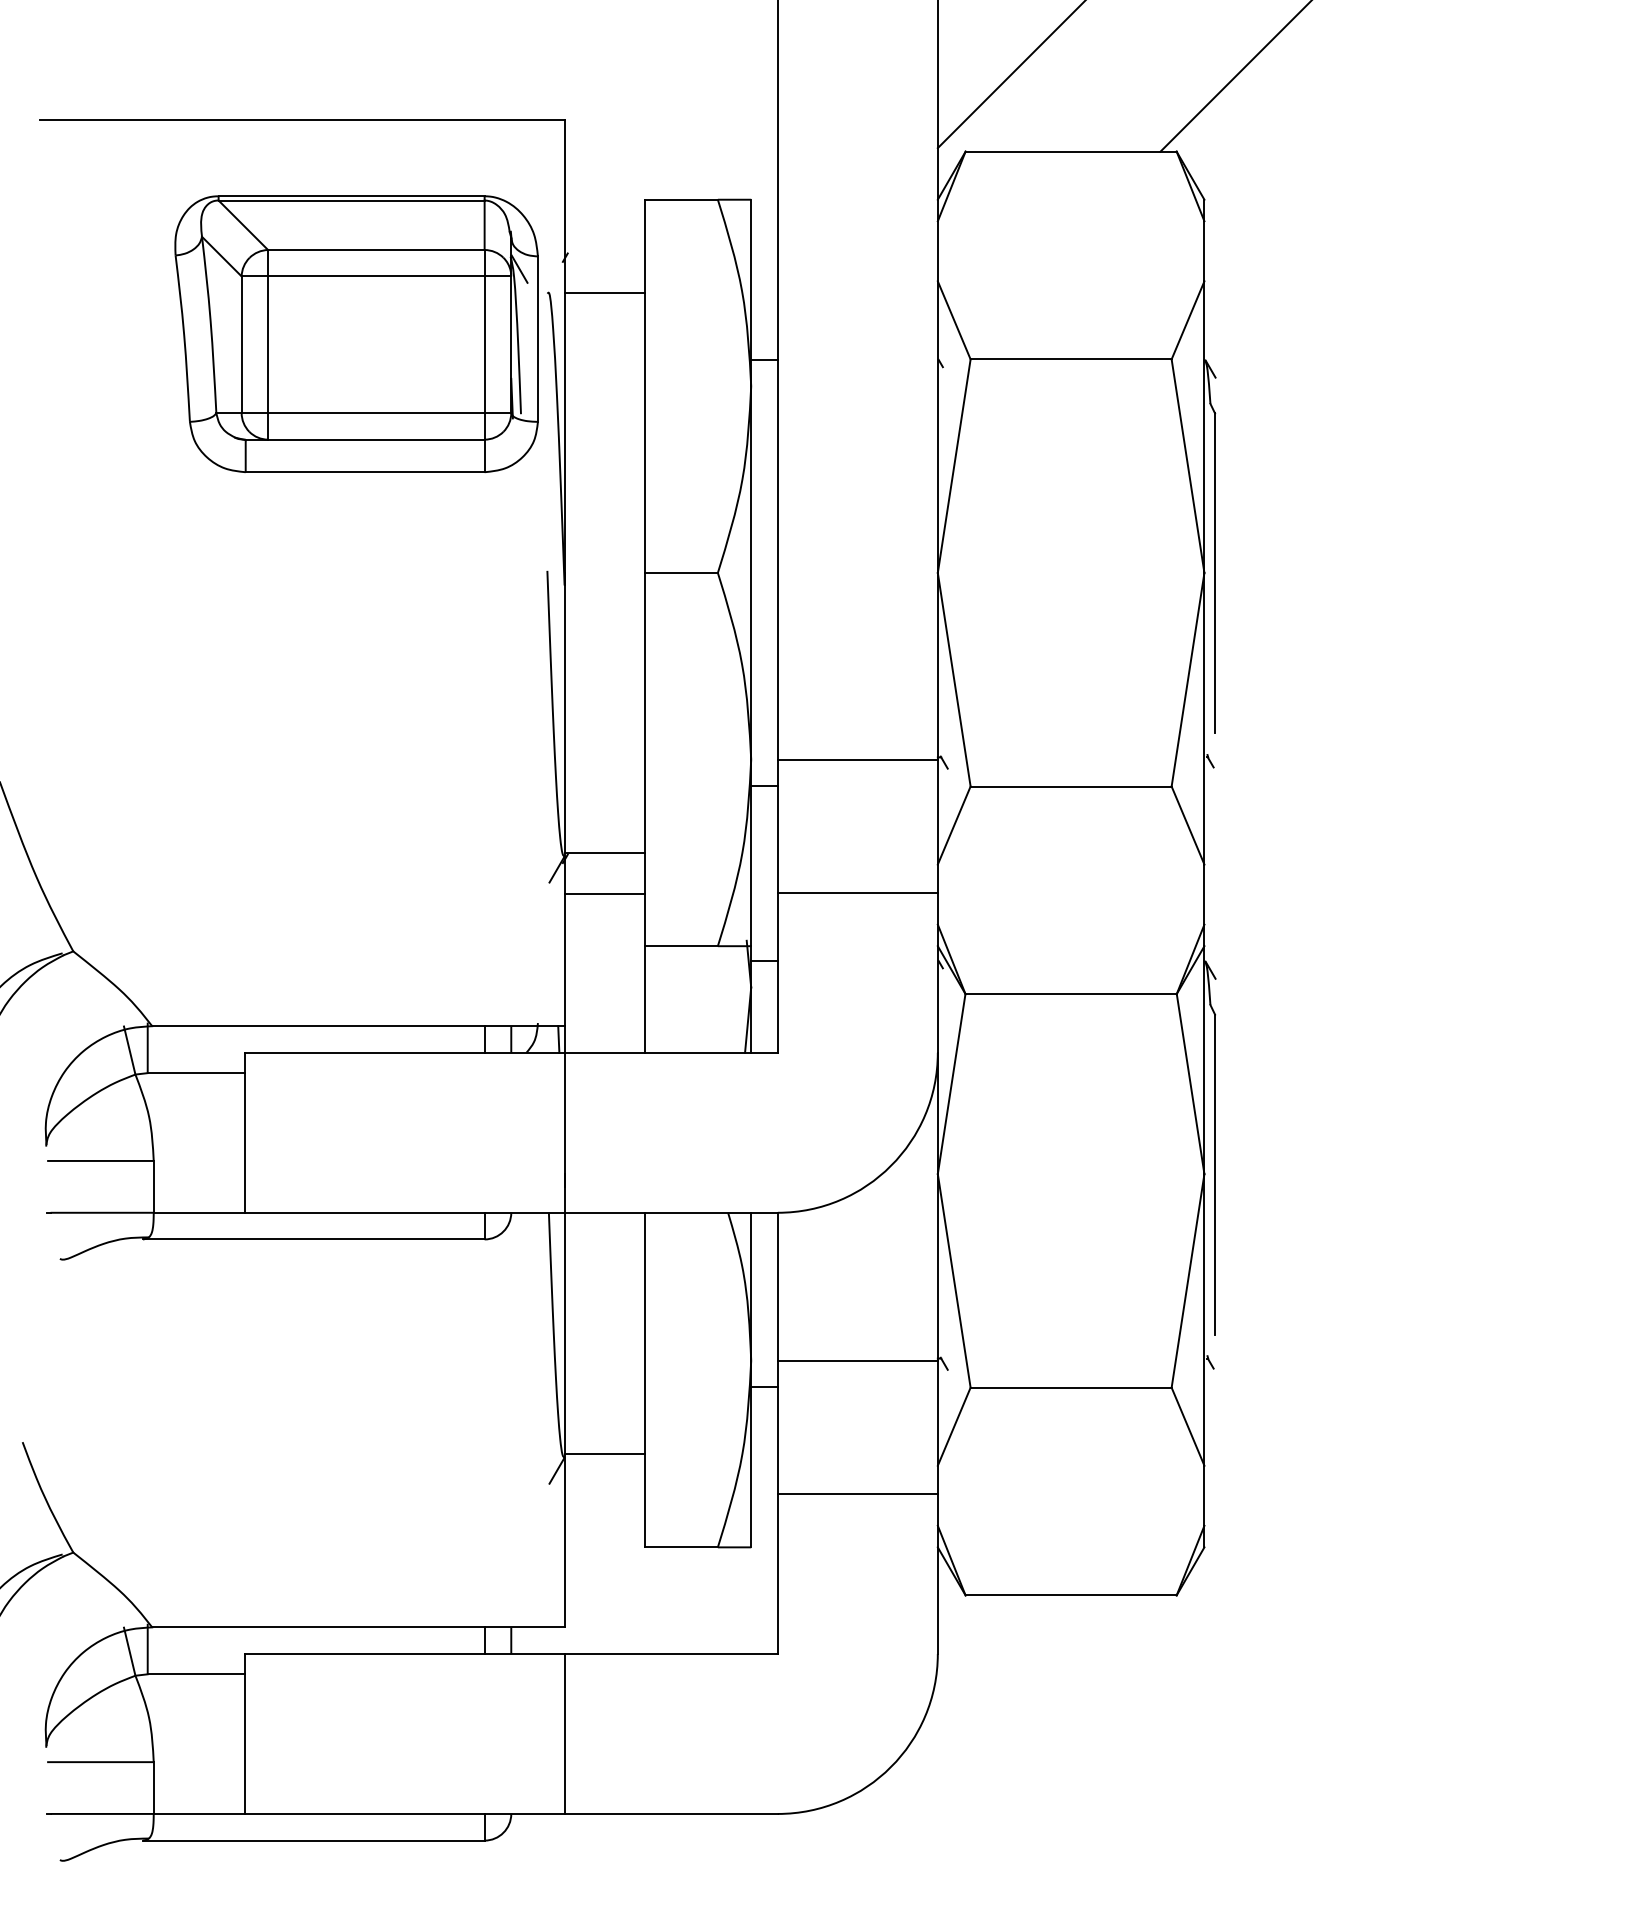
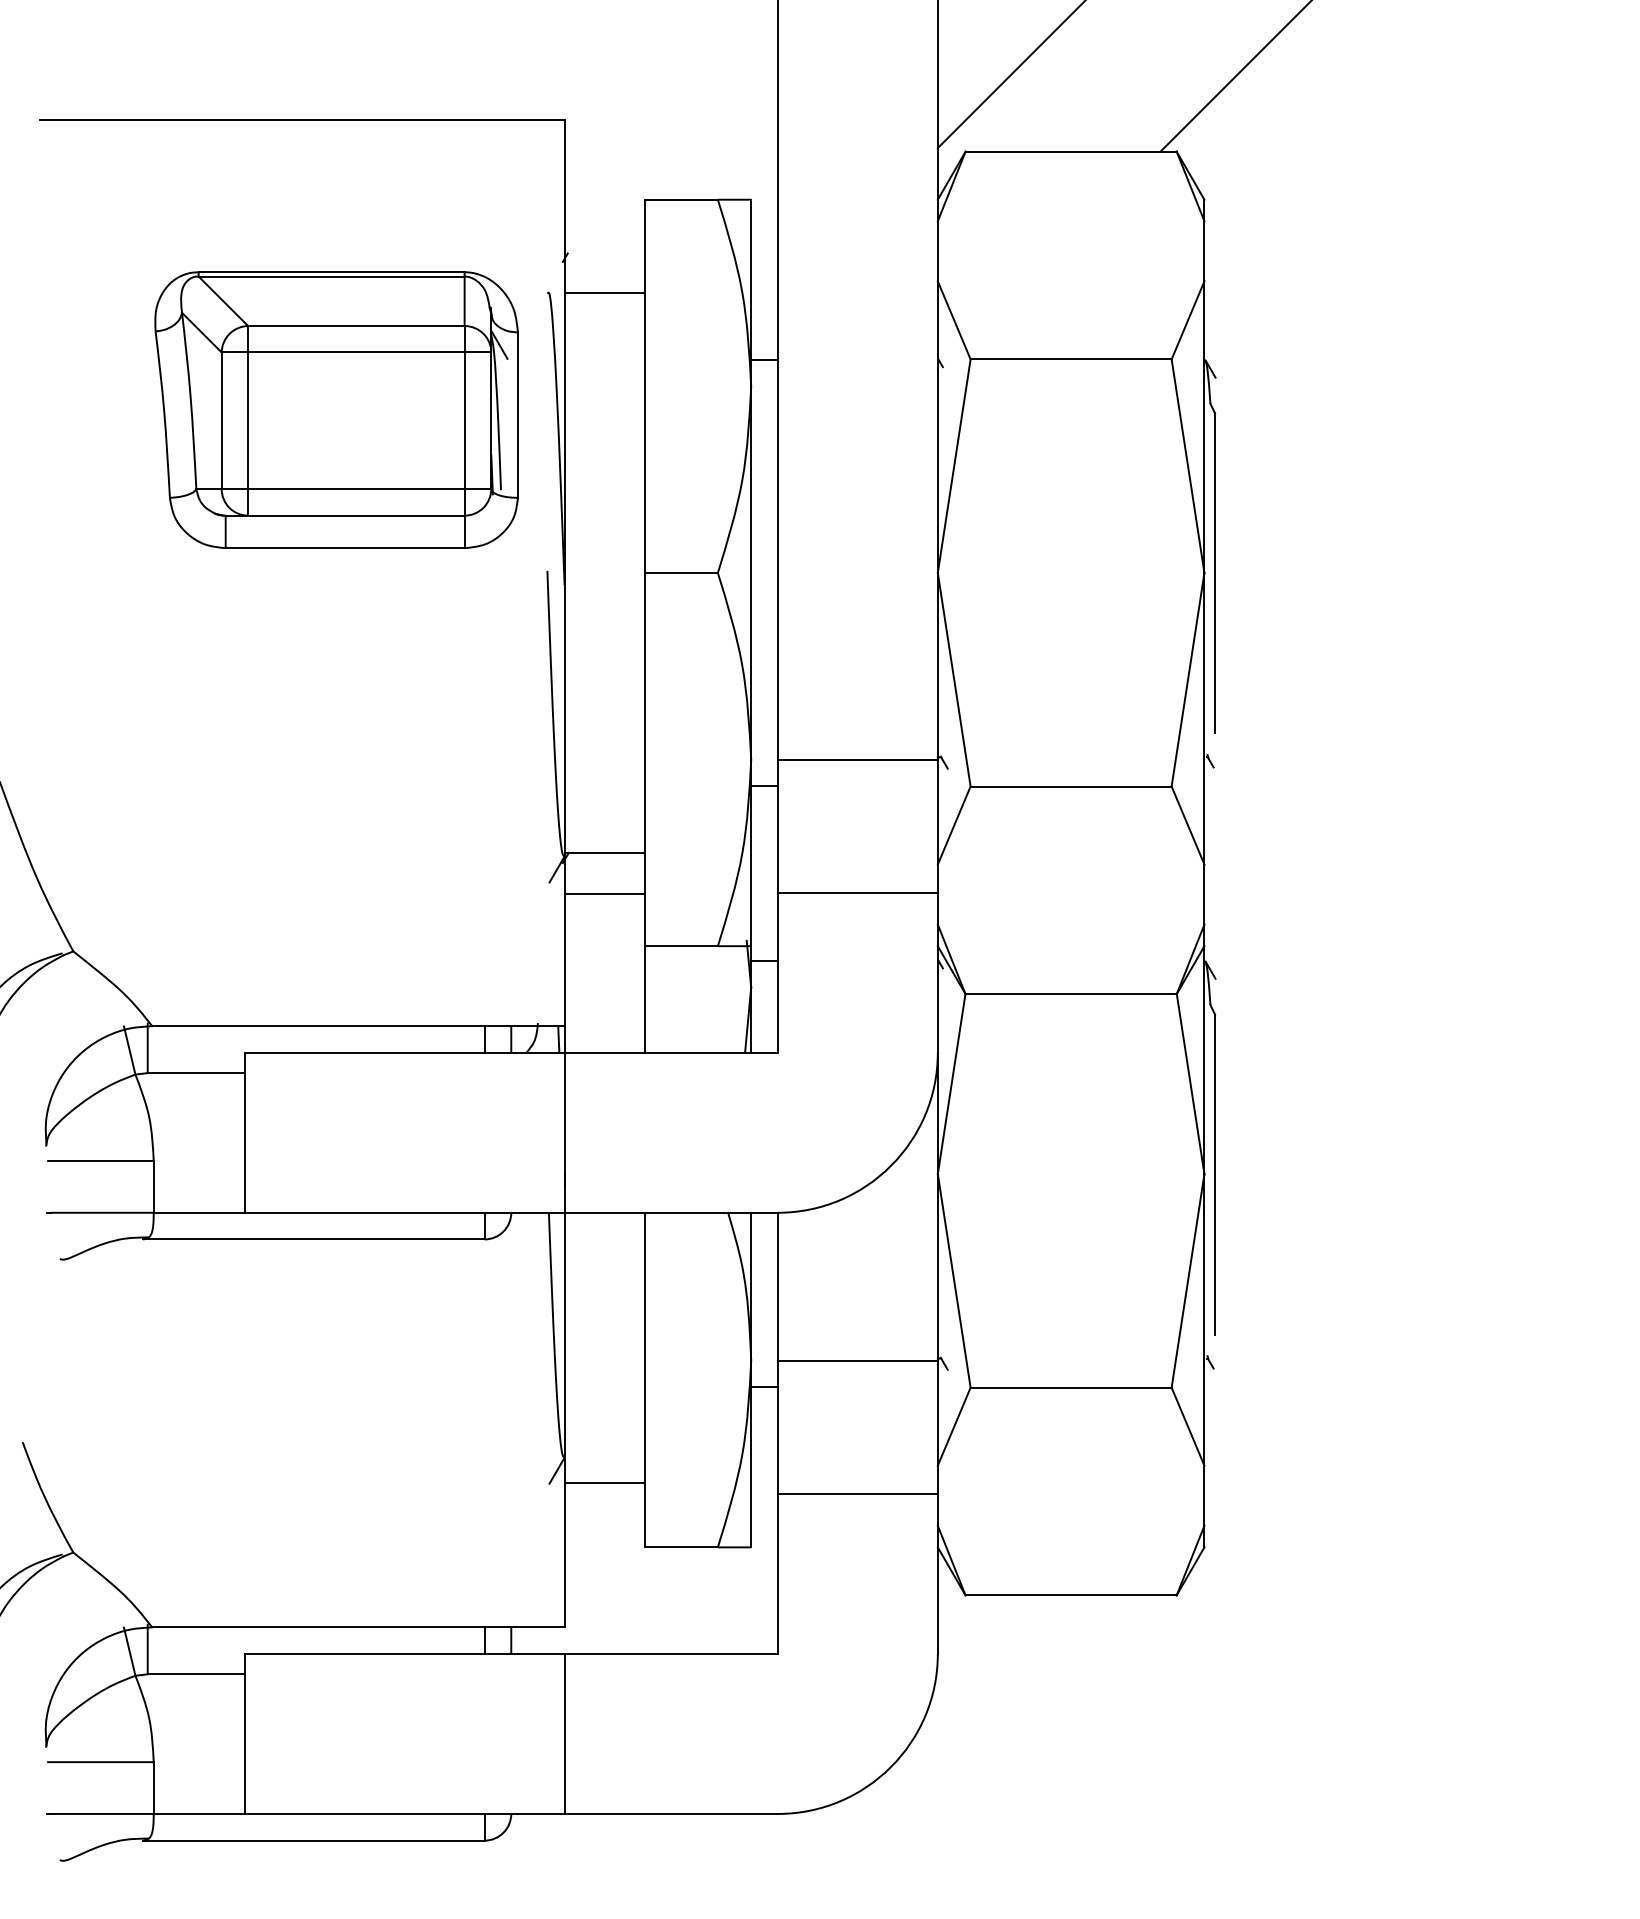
part position: (356, 333) -> (336, 409) (336, 409)
line position: (604, 1454) -> (604, 1483) (604, 1483)
